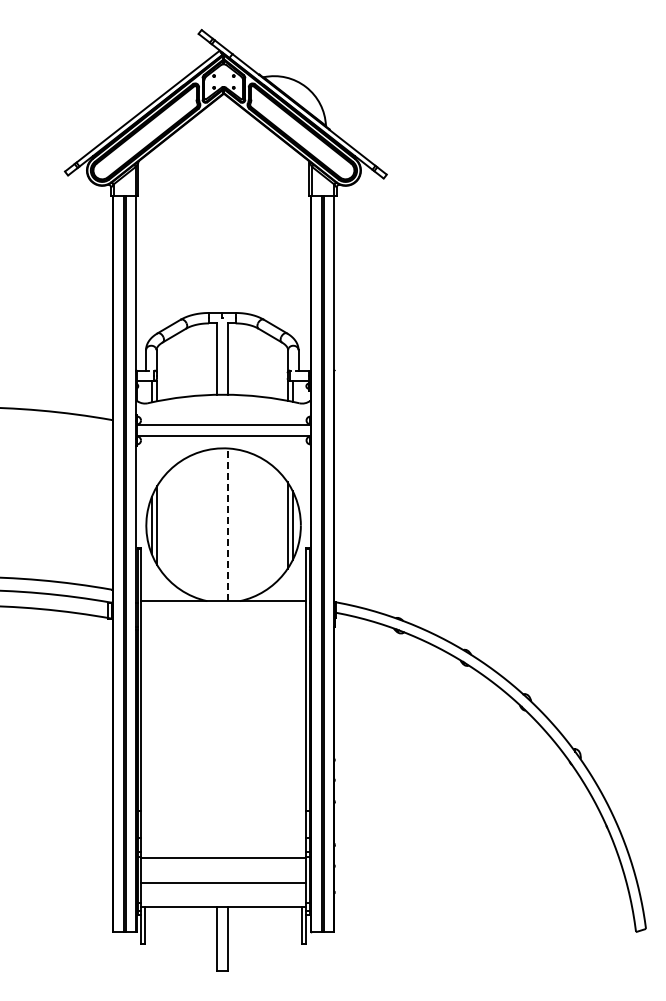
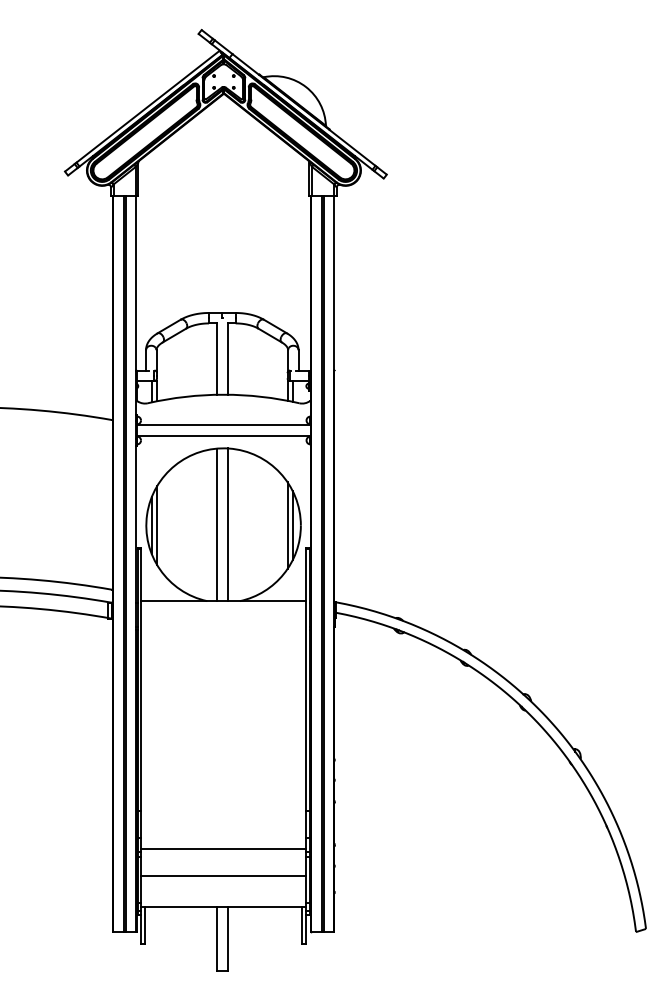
line: none -> present (217, 524)
line: dashed -> solid (227, 524)
line position: (223, 857) -> (223, 848) (223, 848)
line position: (223, 882) -> (223, 875) (223, 875)
